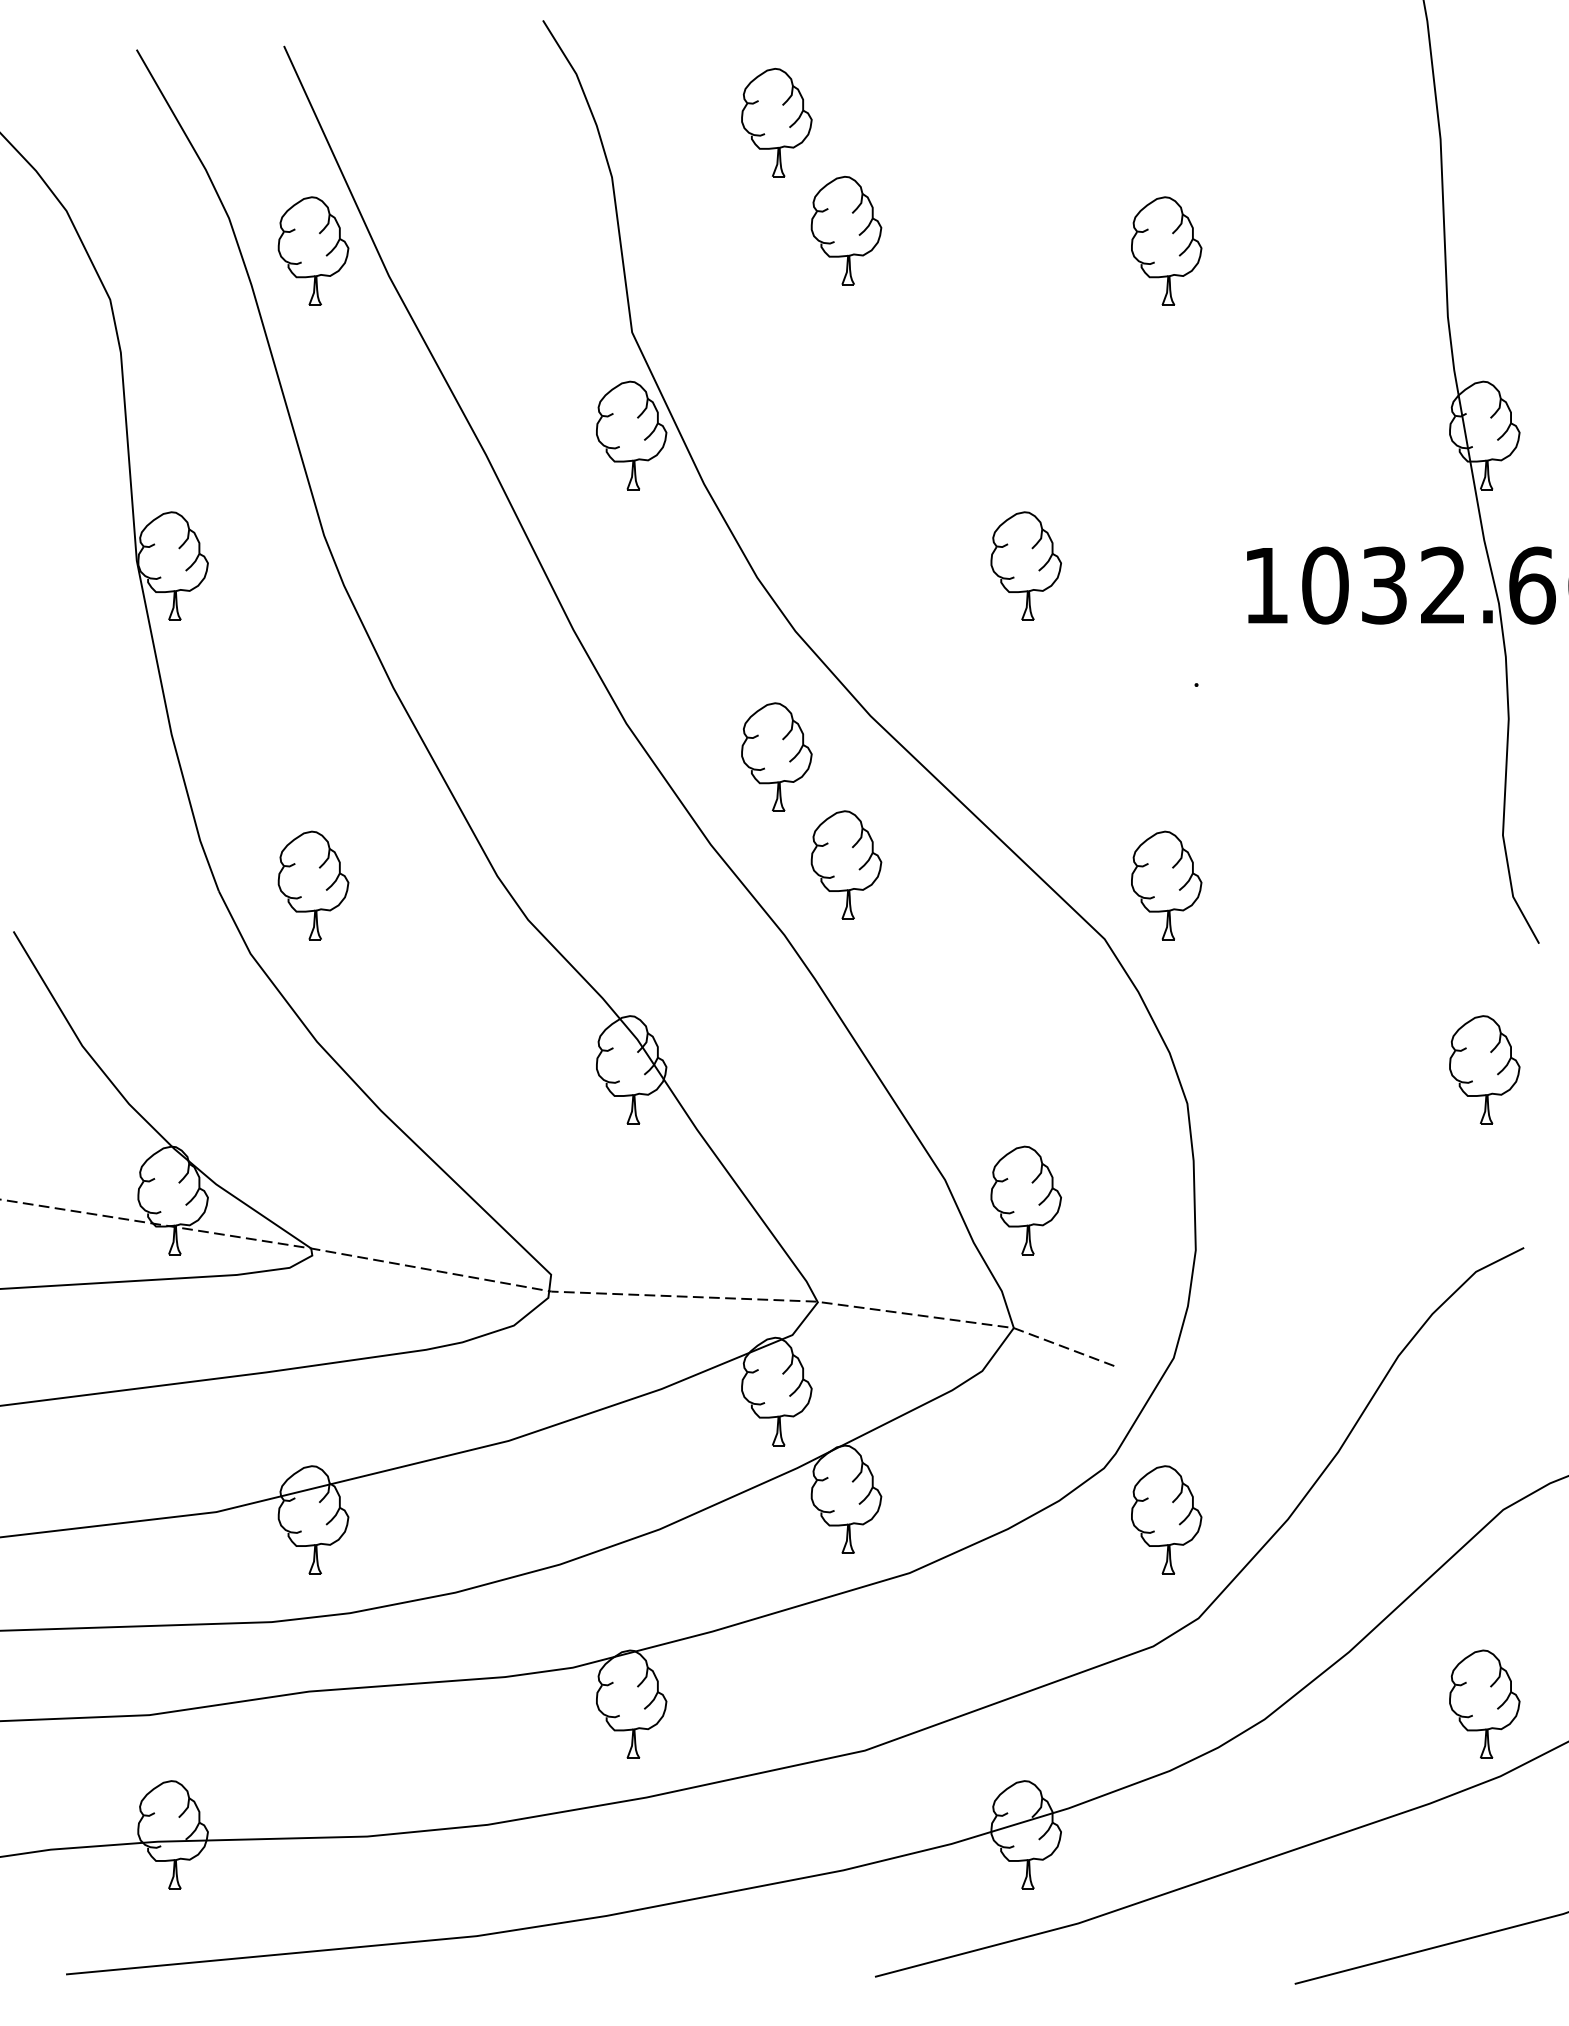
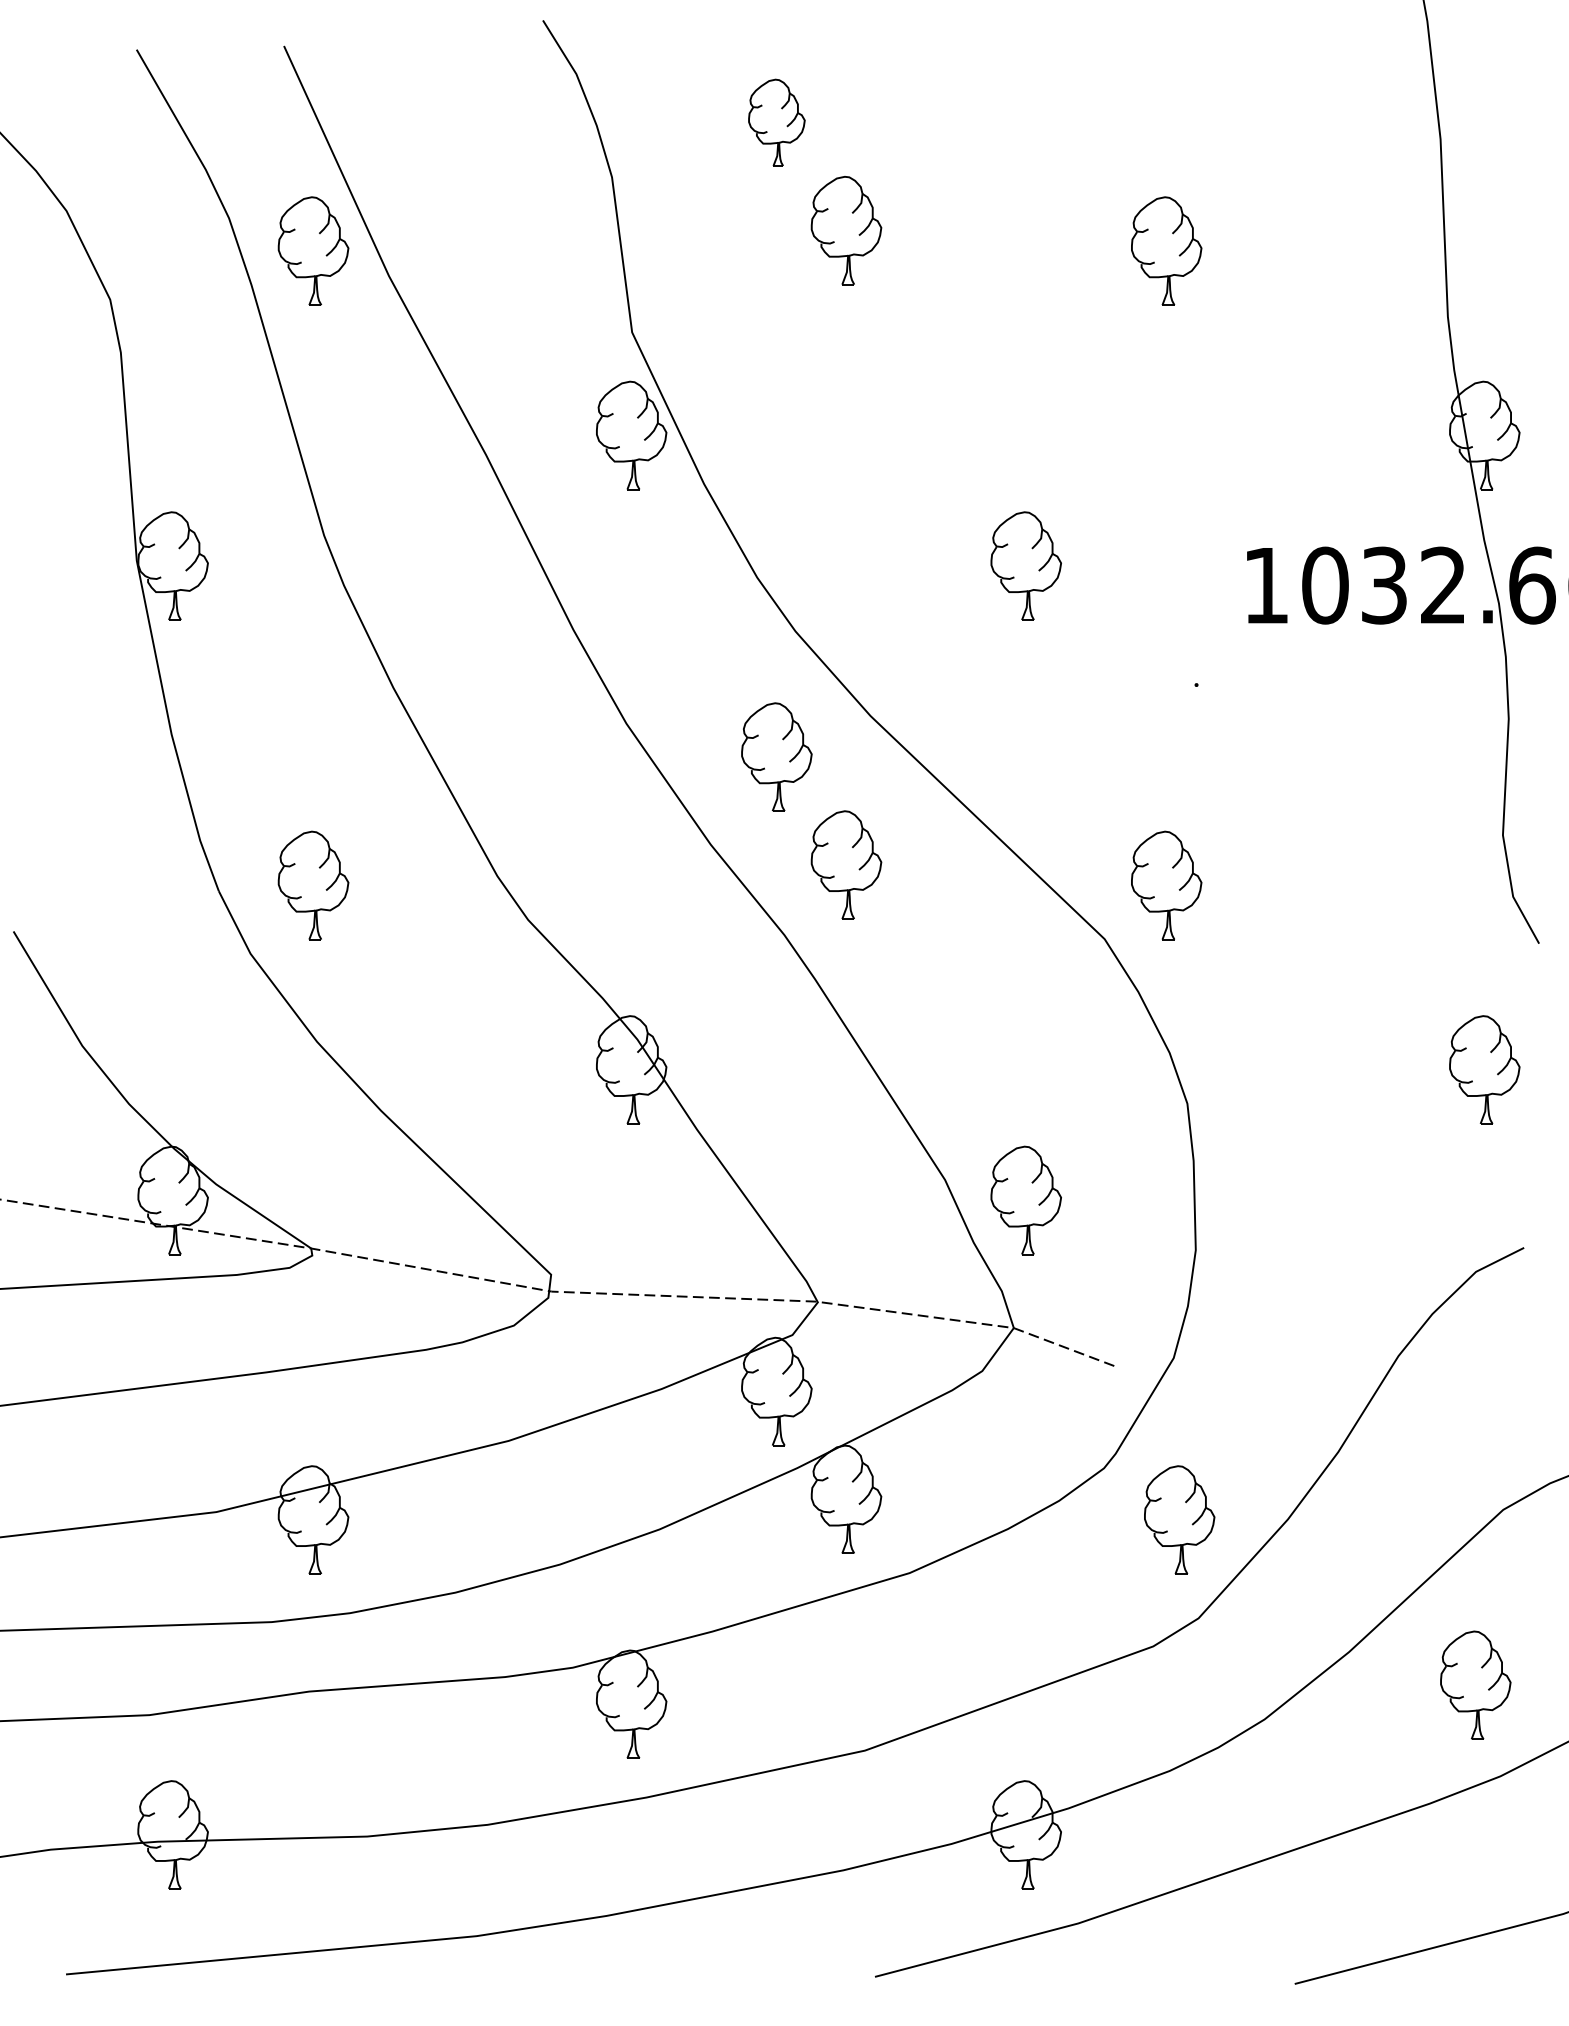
part size: 72x110 px -> 58x89 px (776, 122)
part position: (1166, 1519) -> (1179, 1519) (1179, 1519)
part position: (1484, 1703) -> (1475, 1684) (1475, 1684)
